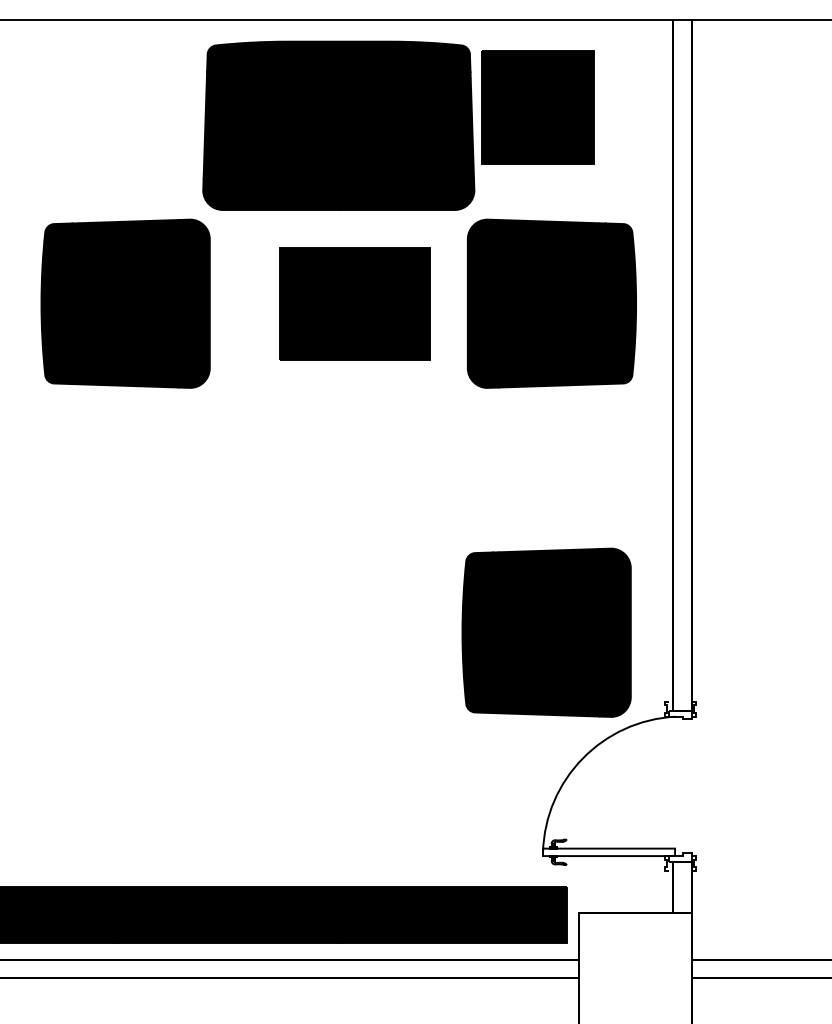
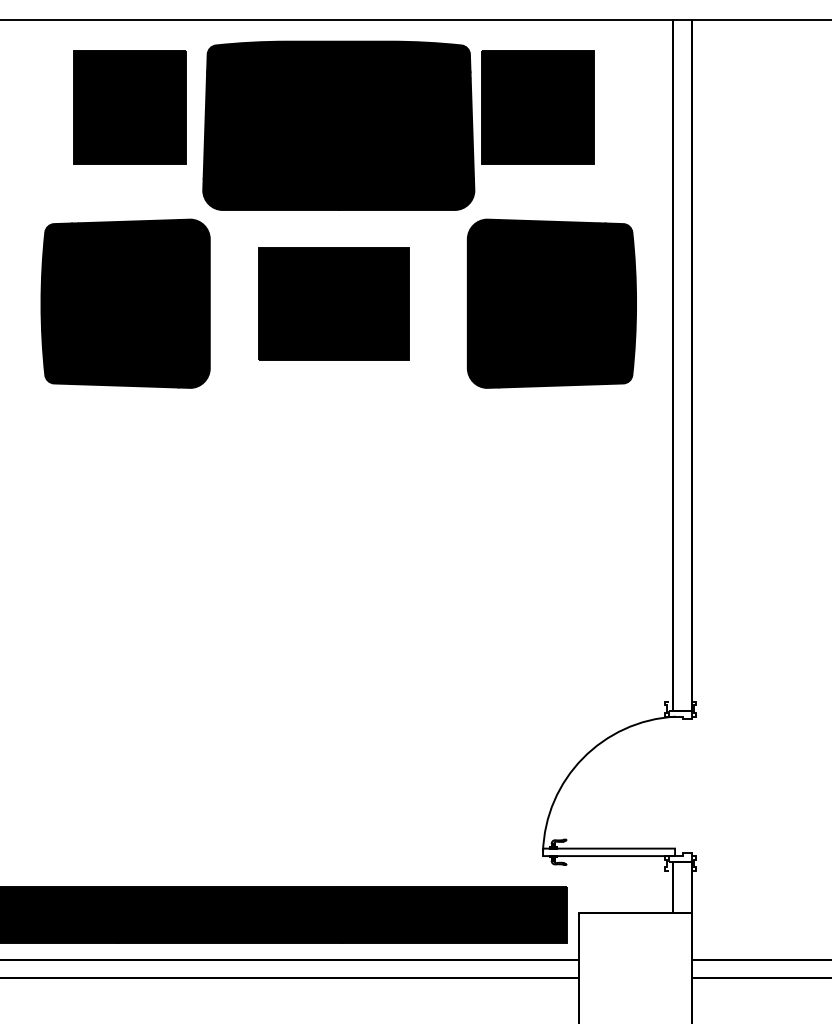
part: none -> present (129, 107)
part position: (354, 303) -> (333, 303) (333, 303)
part: present -> none (546, 632)
